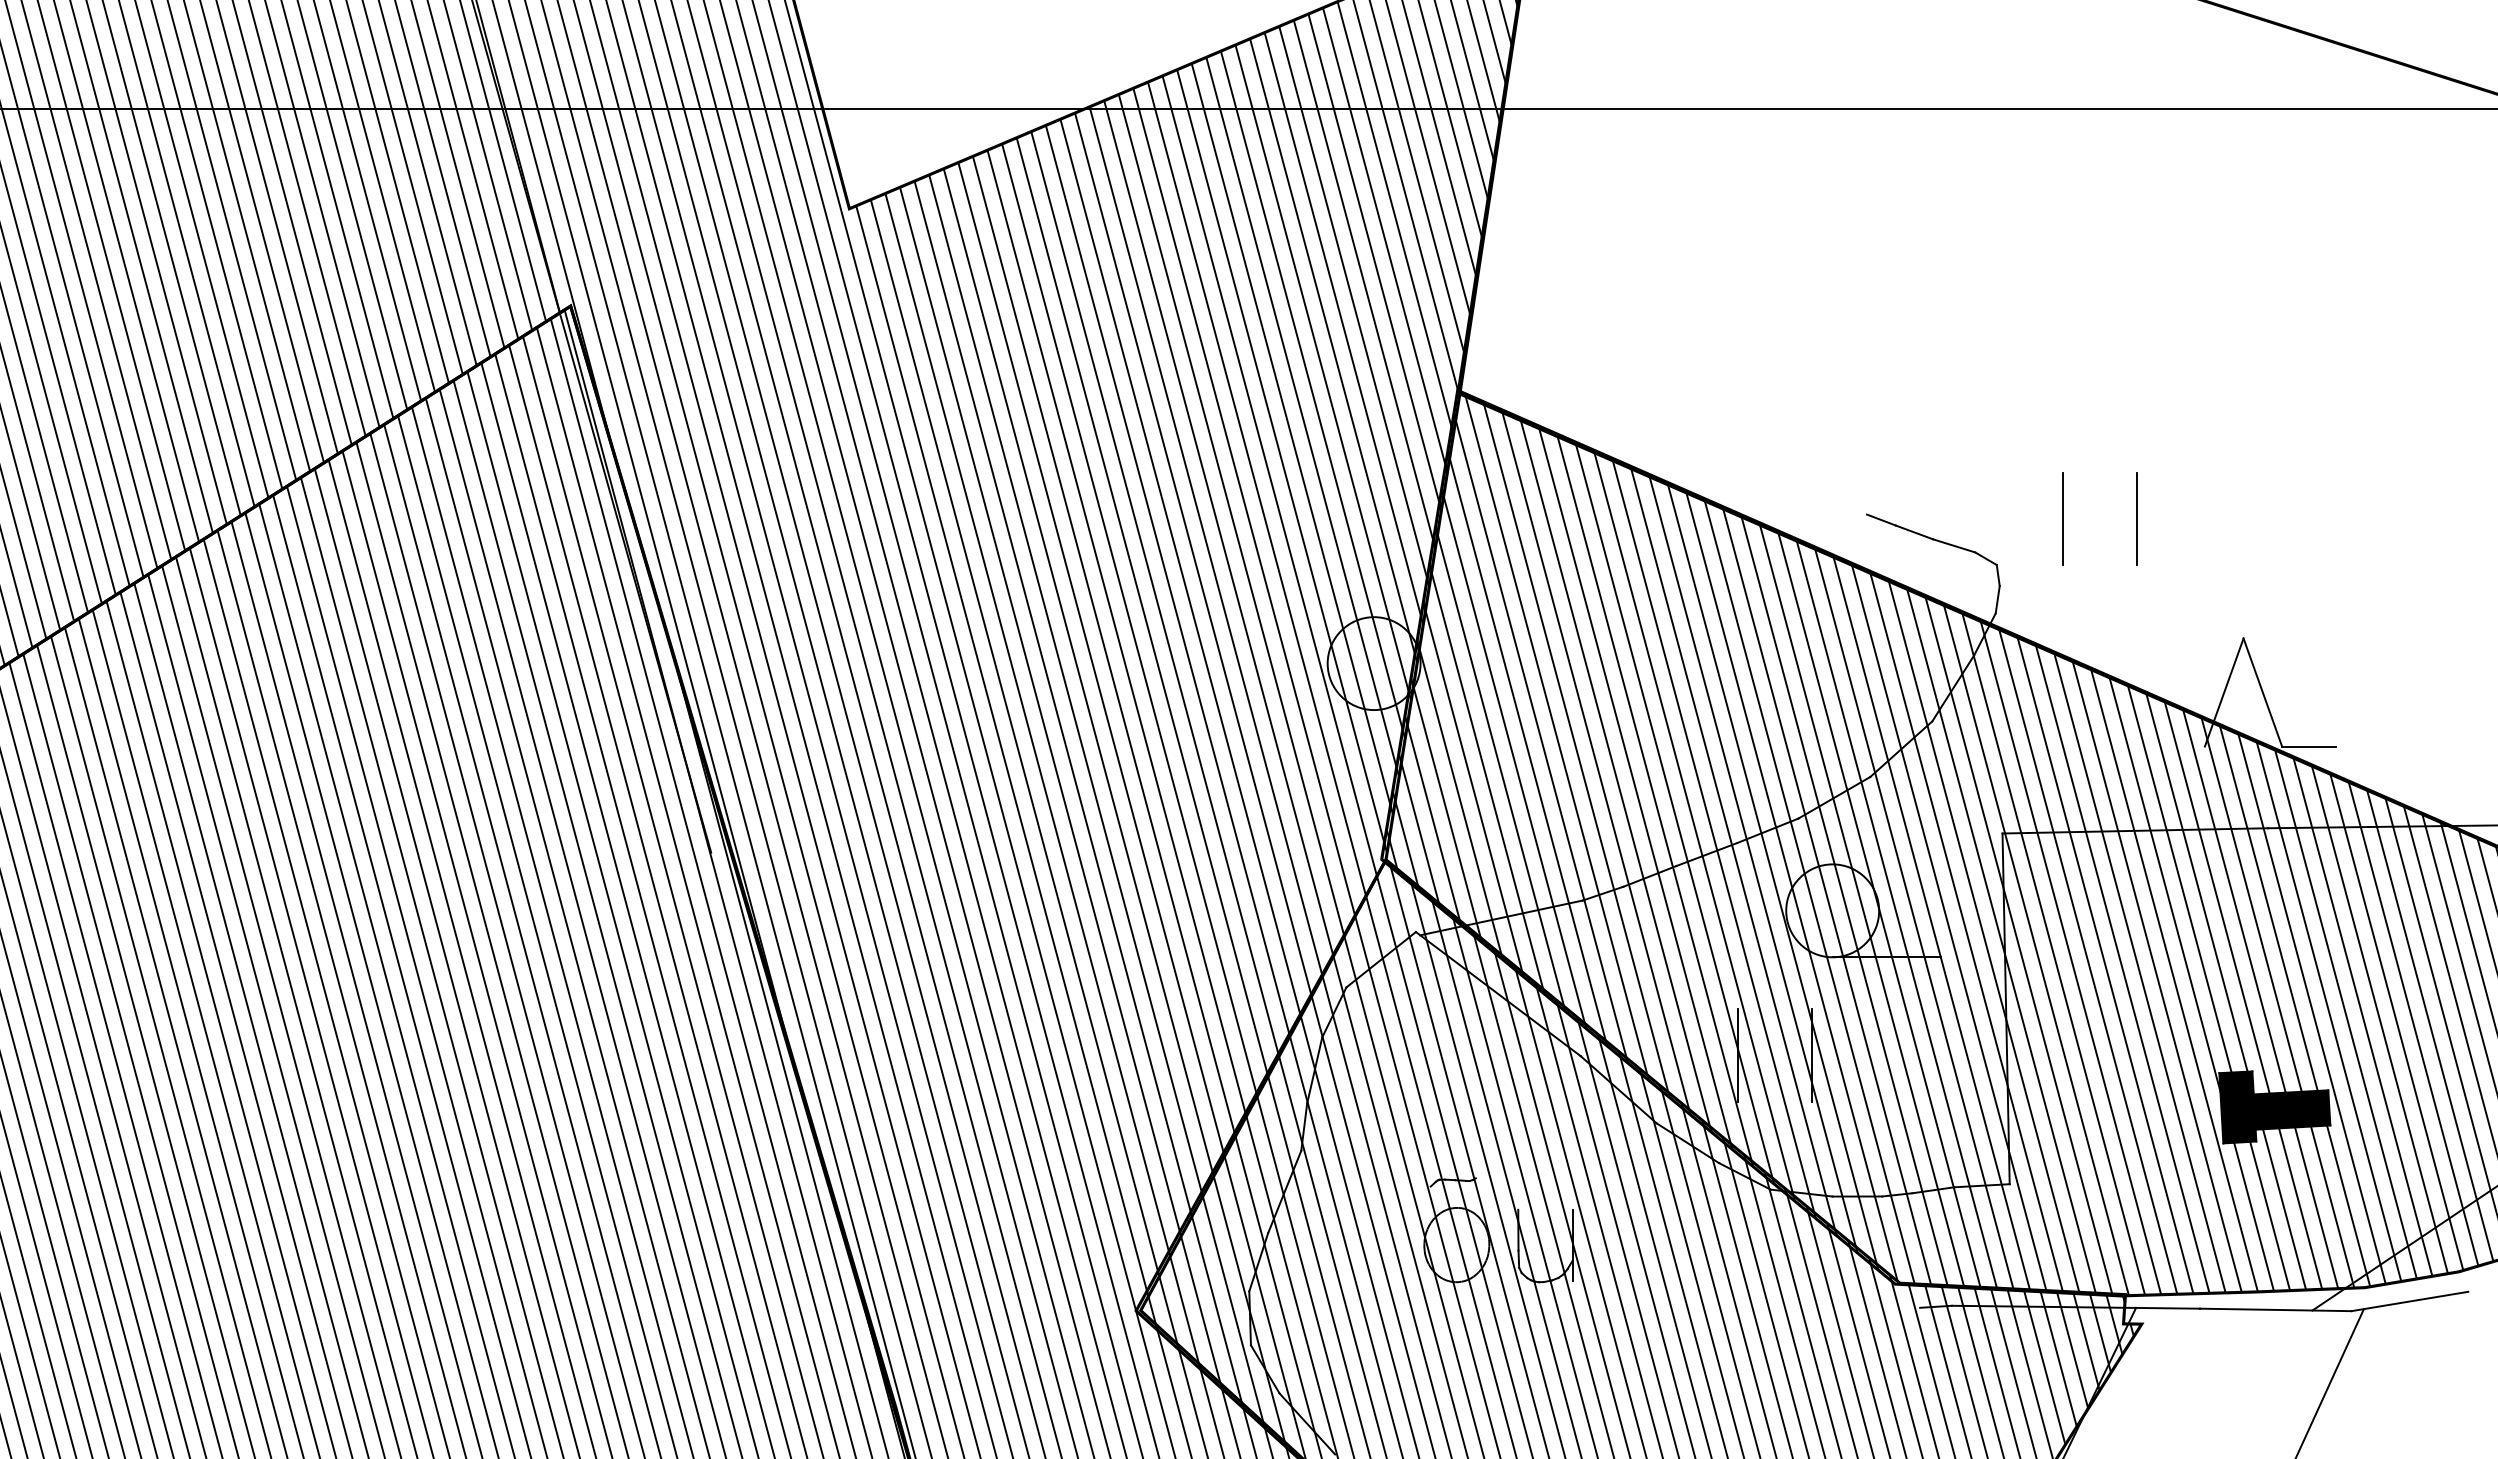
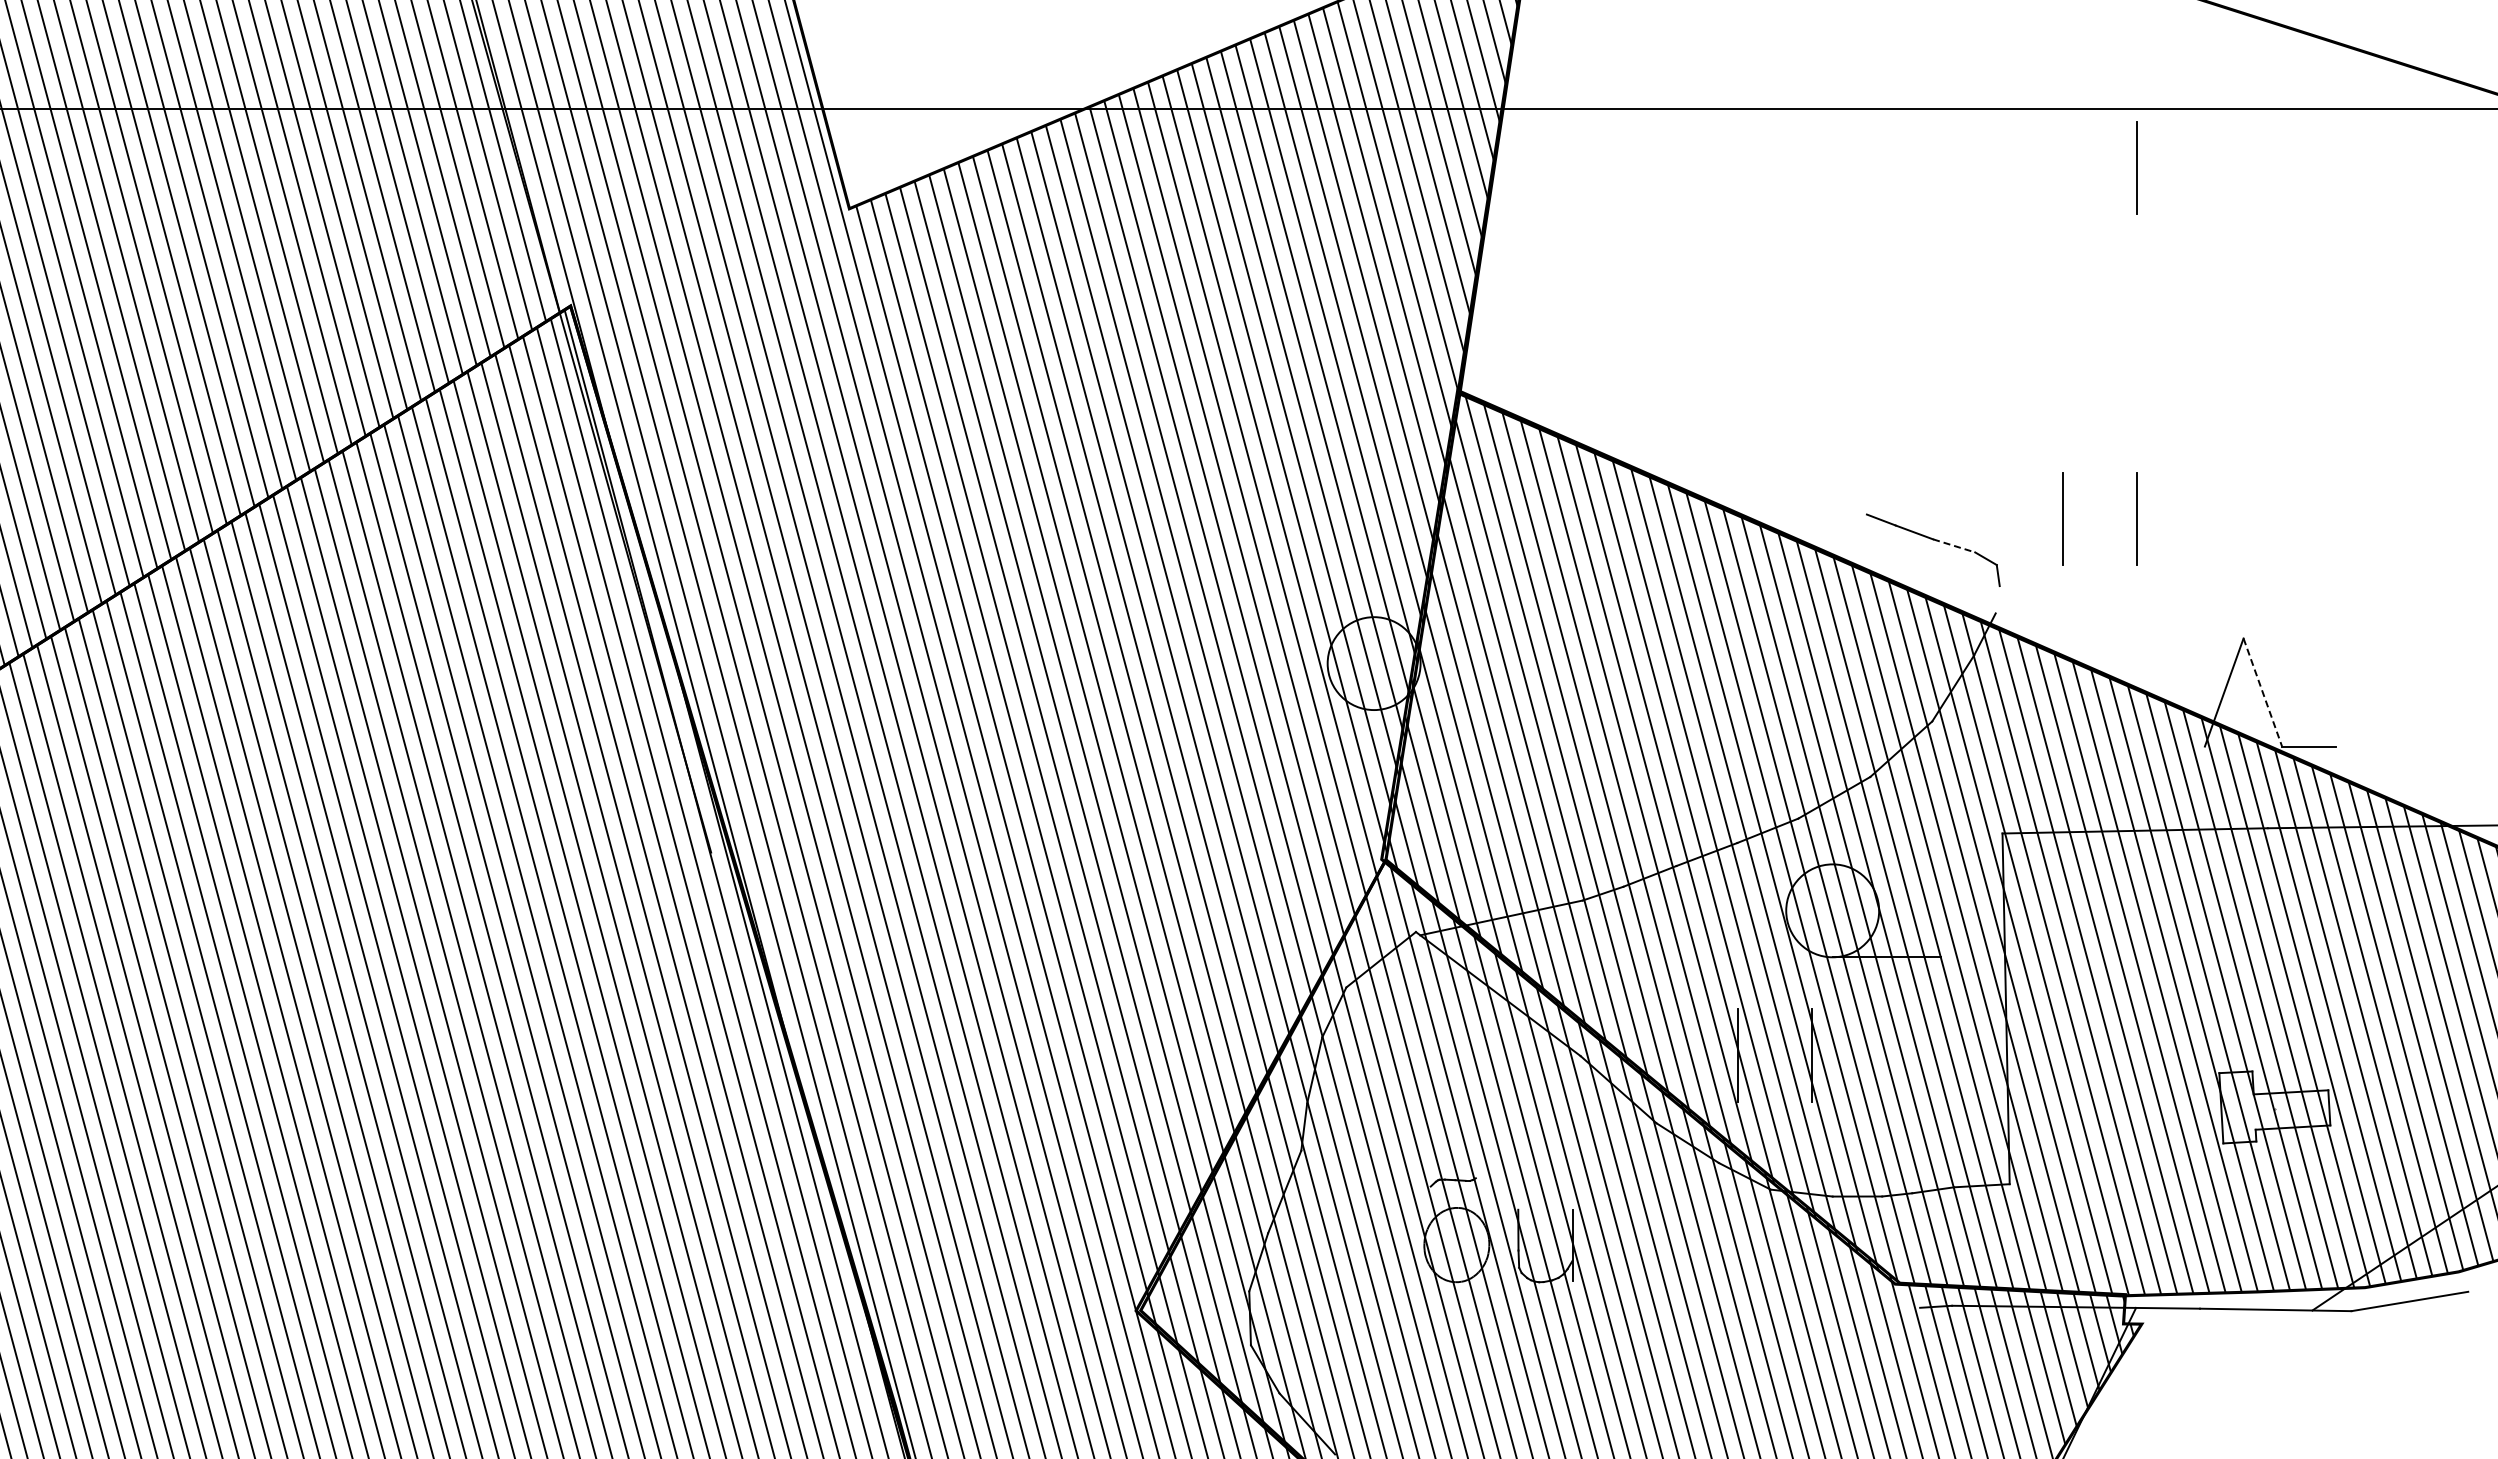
line: none -> present (2136, 167)
line: solid -> dashed (1954, 546)
line: present -> none (1997, 599)
line: solid -> dashed (2263, 693)
fill: present -> none (2274, 1107)
line: present -> none (2330, 1382)
